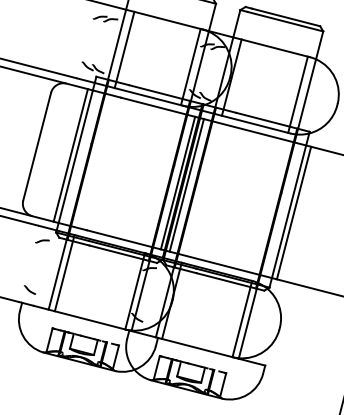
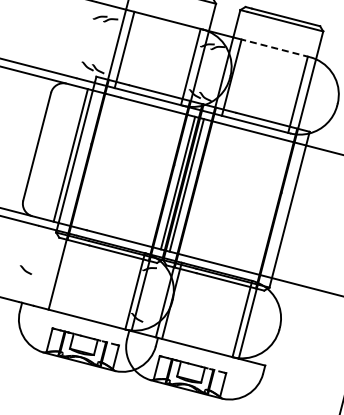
line: solid -> dashed (275, 48)
line: present -> none (293, 212)
curve: present -> none (42, 241)
line: present -> none (64, 273)
curve position: (29, 289) -> (25, 269) (25, 269)
